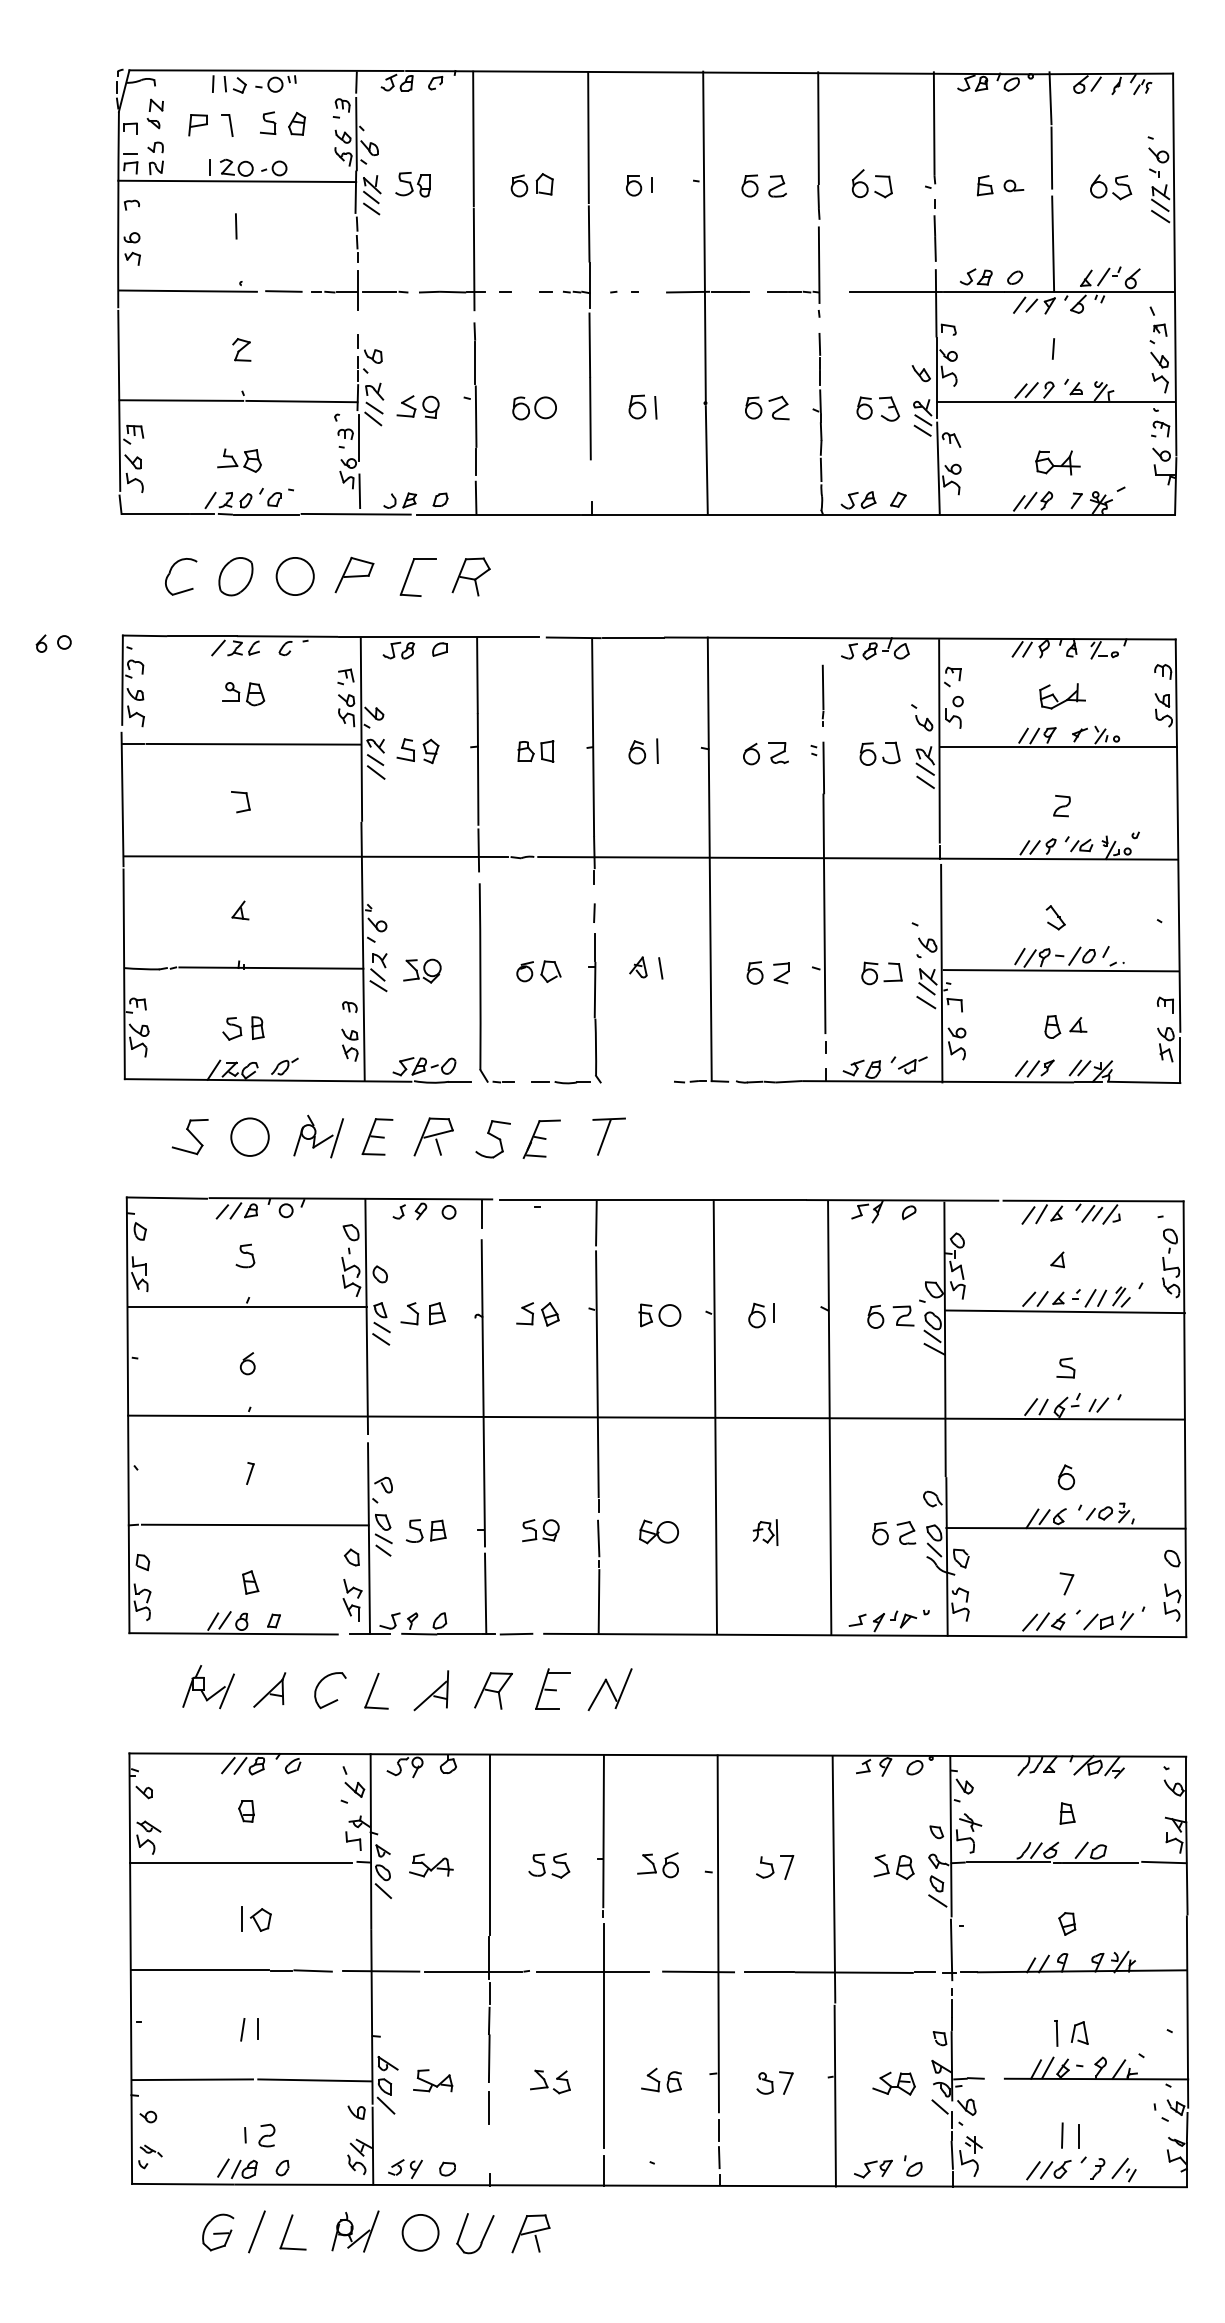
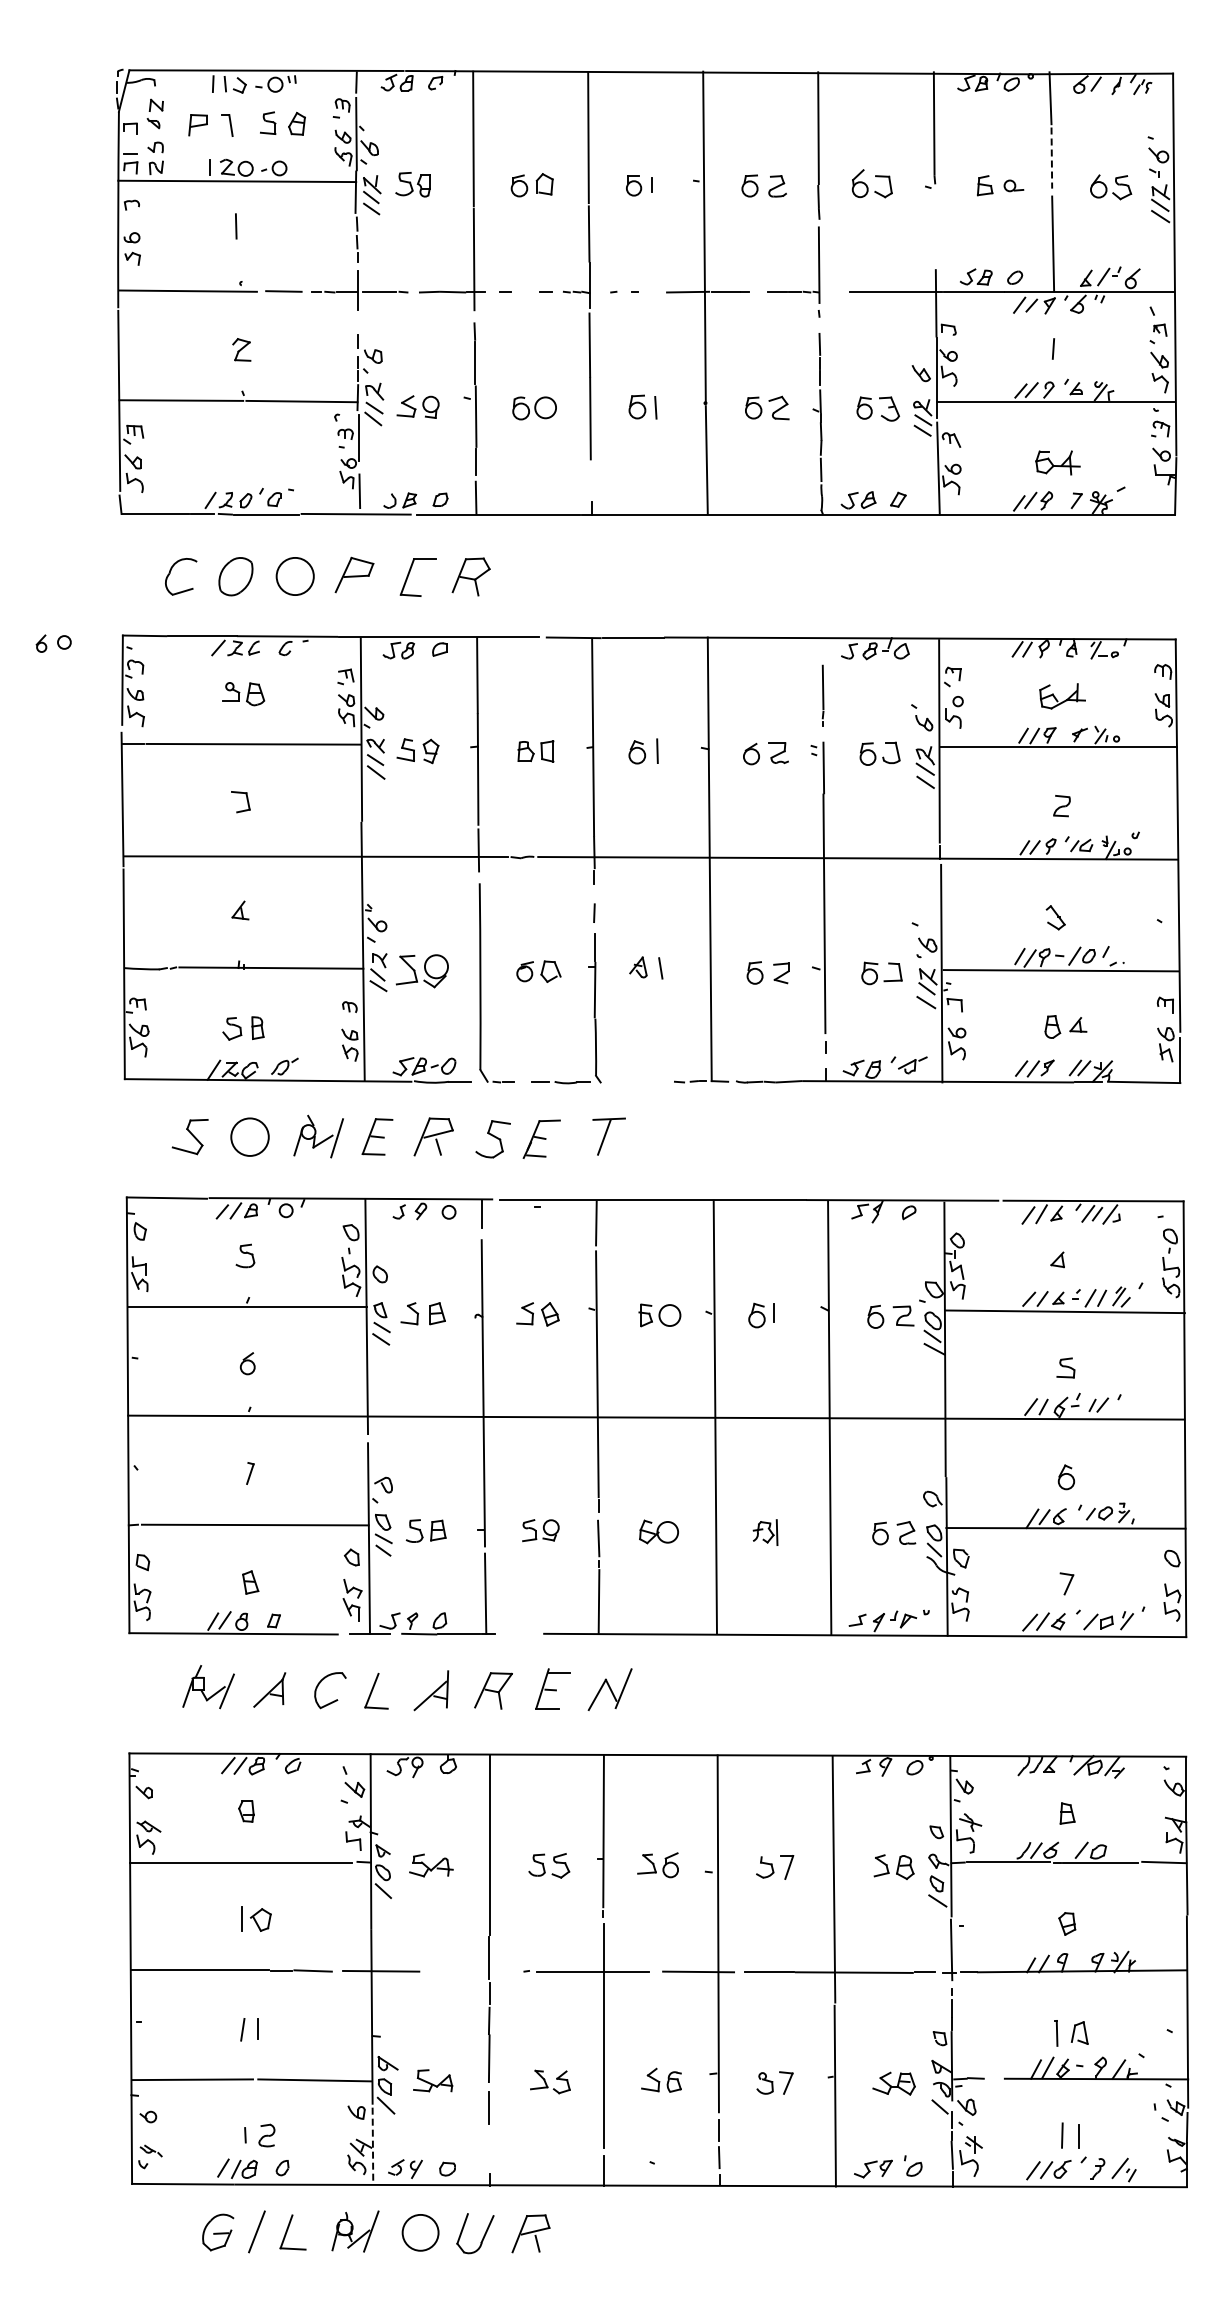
line: solid -> dashed (1051, 158)
line: present -> none (934, 230)
part: present -> none (239, 460)
part size: 39x26 px -> 54x35 px (421, 971)
line: present -> none (516, 1633)
line: present -> none (472, 1971)
line: solid -> dashed (372, 2146)
